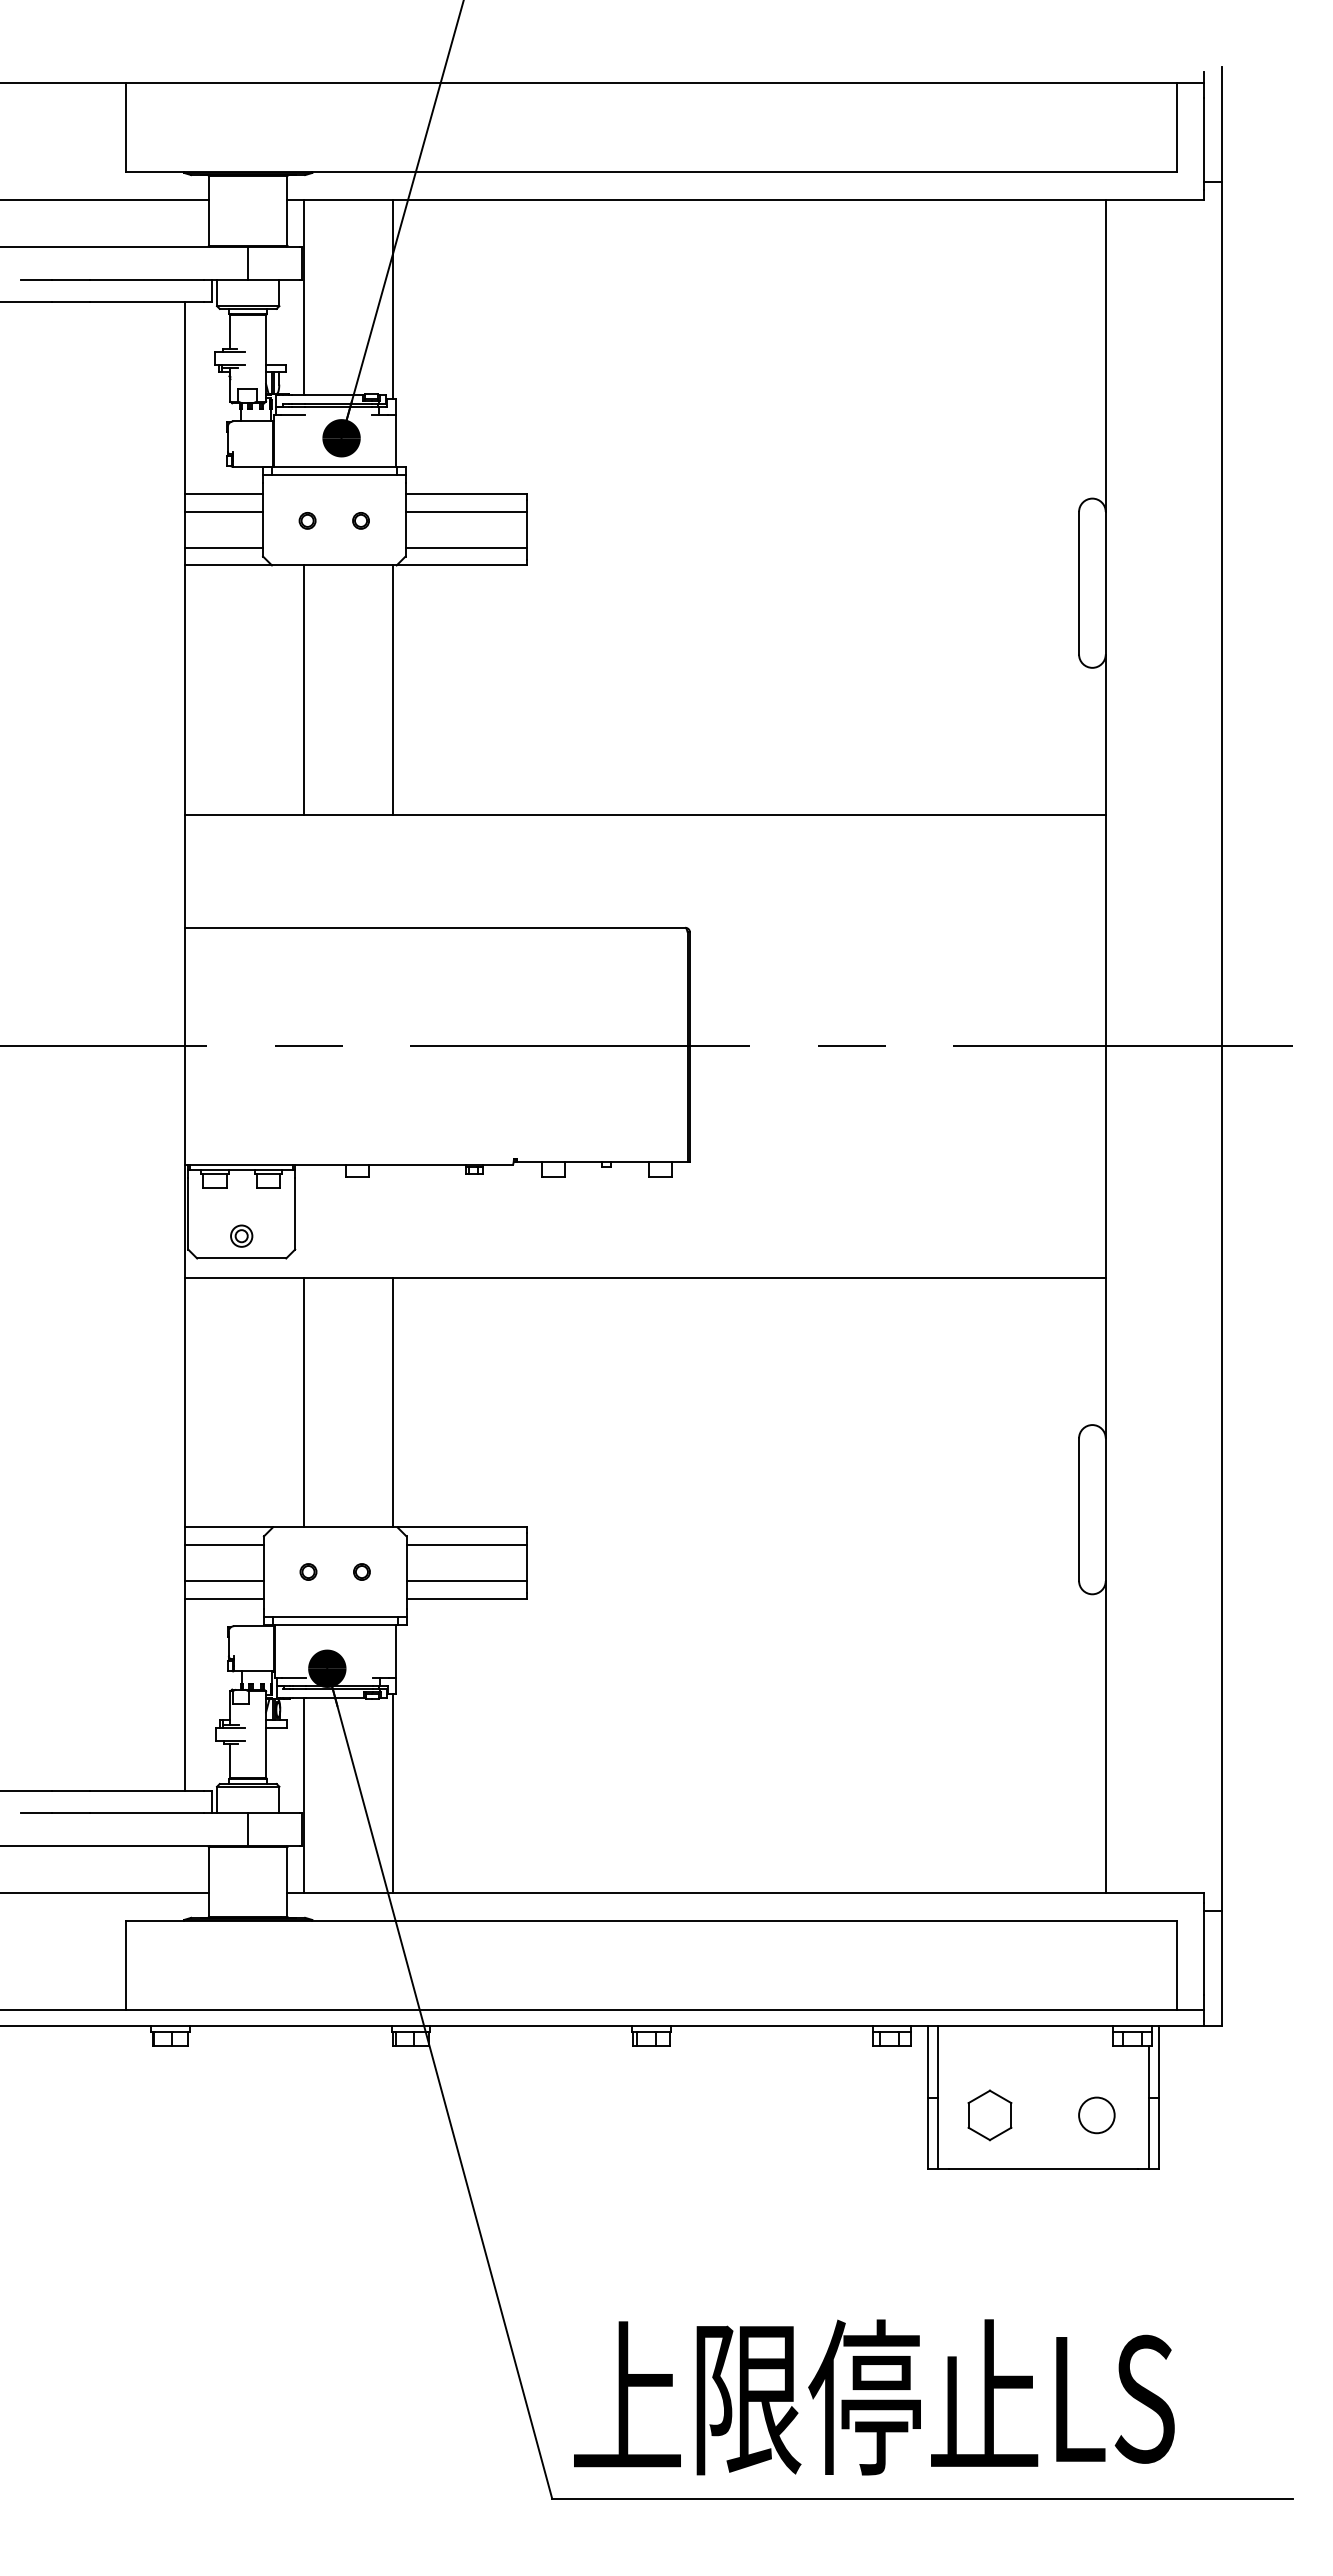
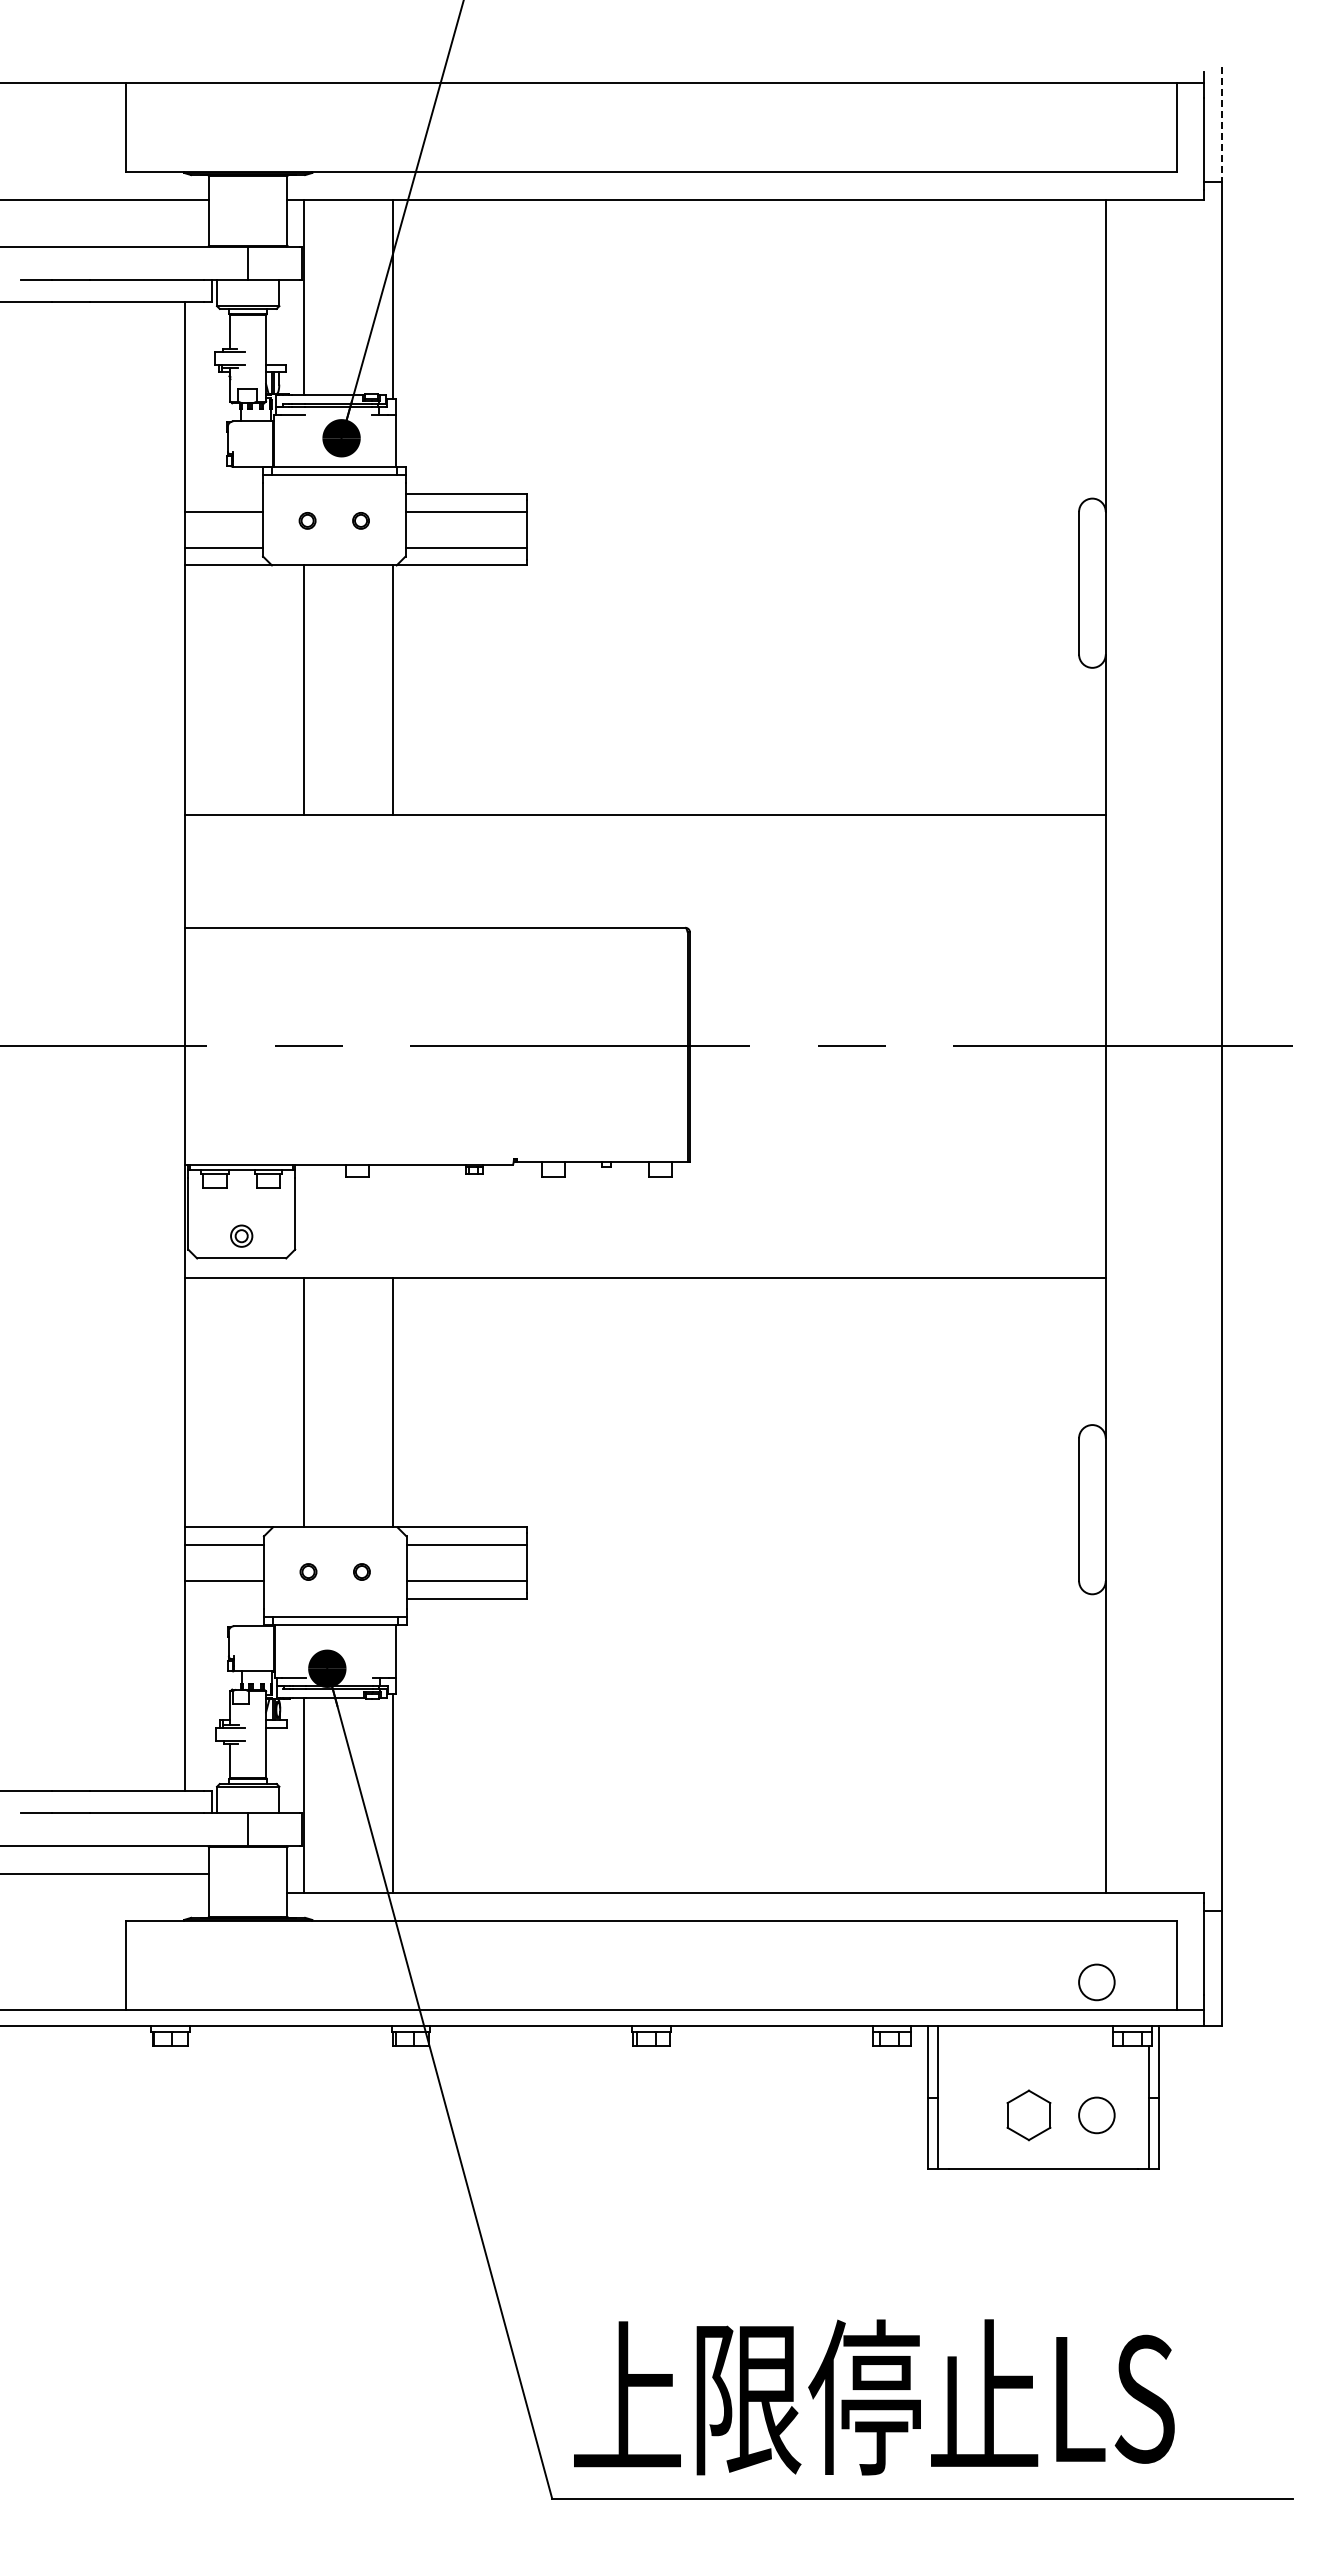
line: solid -> dashed (1221, 124)
line: present -> none (224, 494)
line: present -> none (224, 1598)
line position: (105, 1892) -> (105, 1873) (105, 1873)
circle: none -> present (1096, 1982)
part position: (989, 2115) -> (1028, 2115) (1028, 2115)
